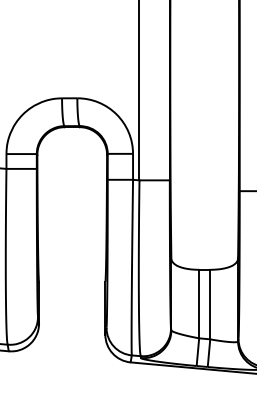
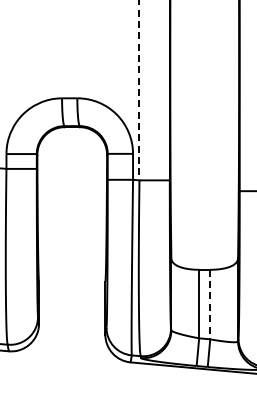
line: solid -> dashed (139, 90)
line: solid -> dashed (210, 304)
